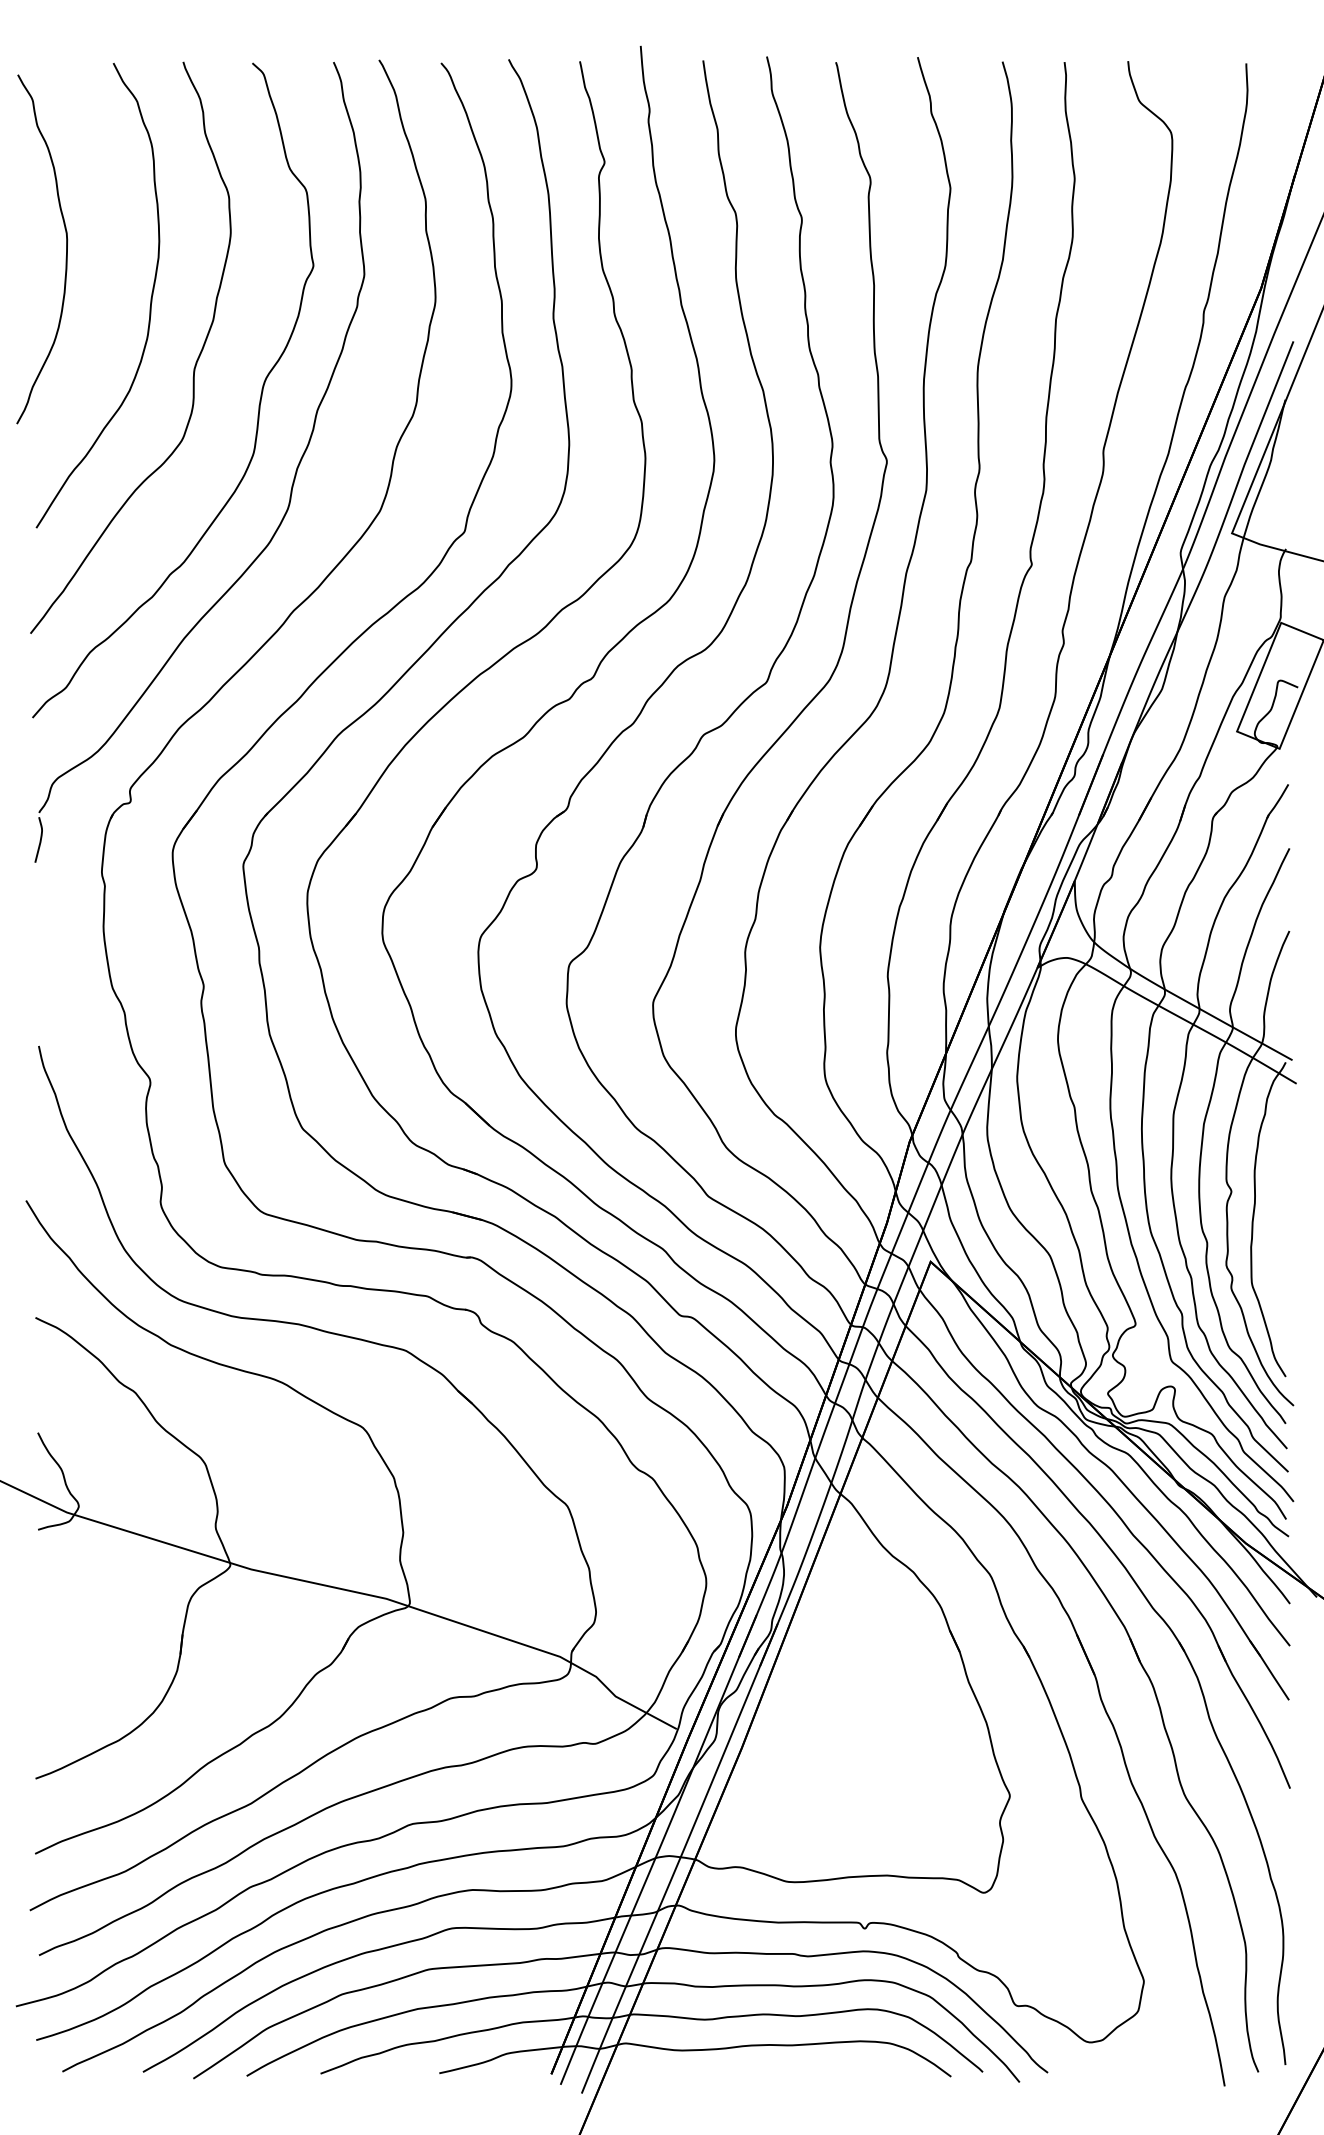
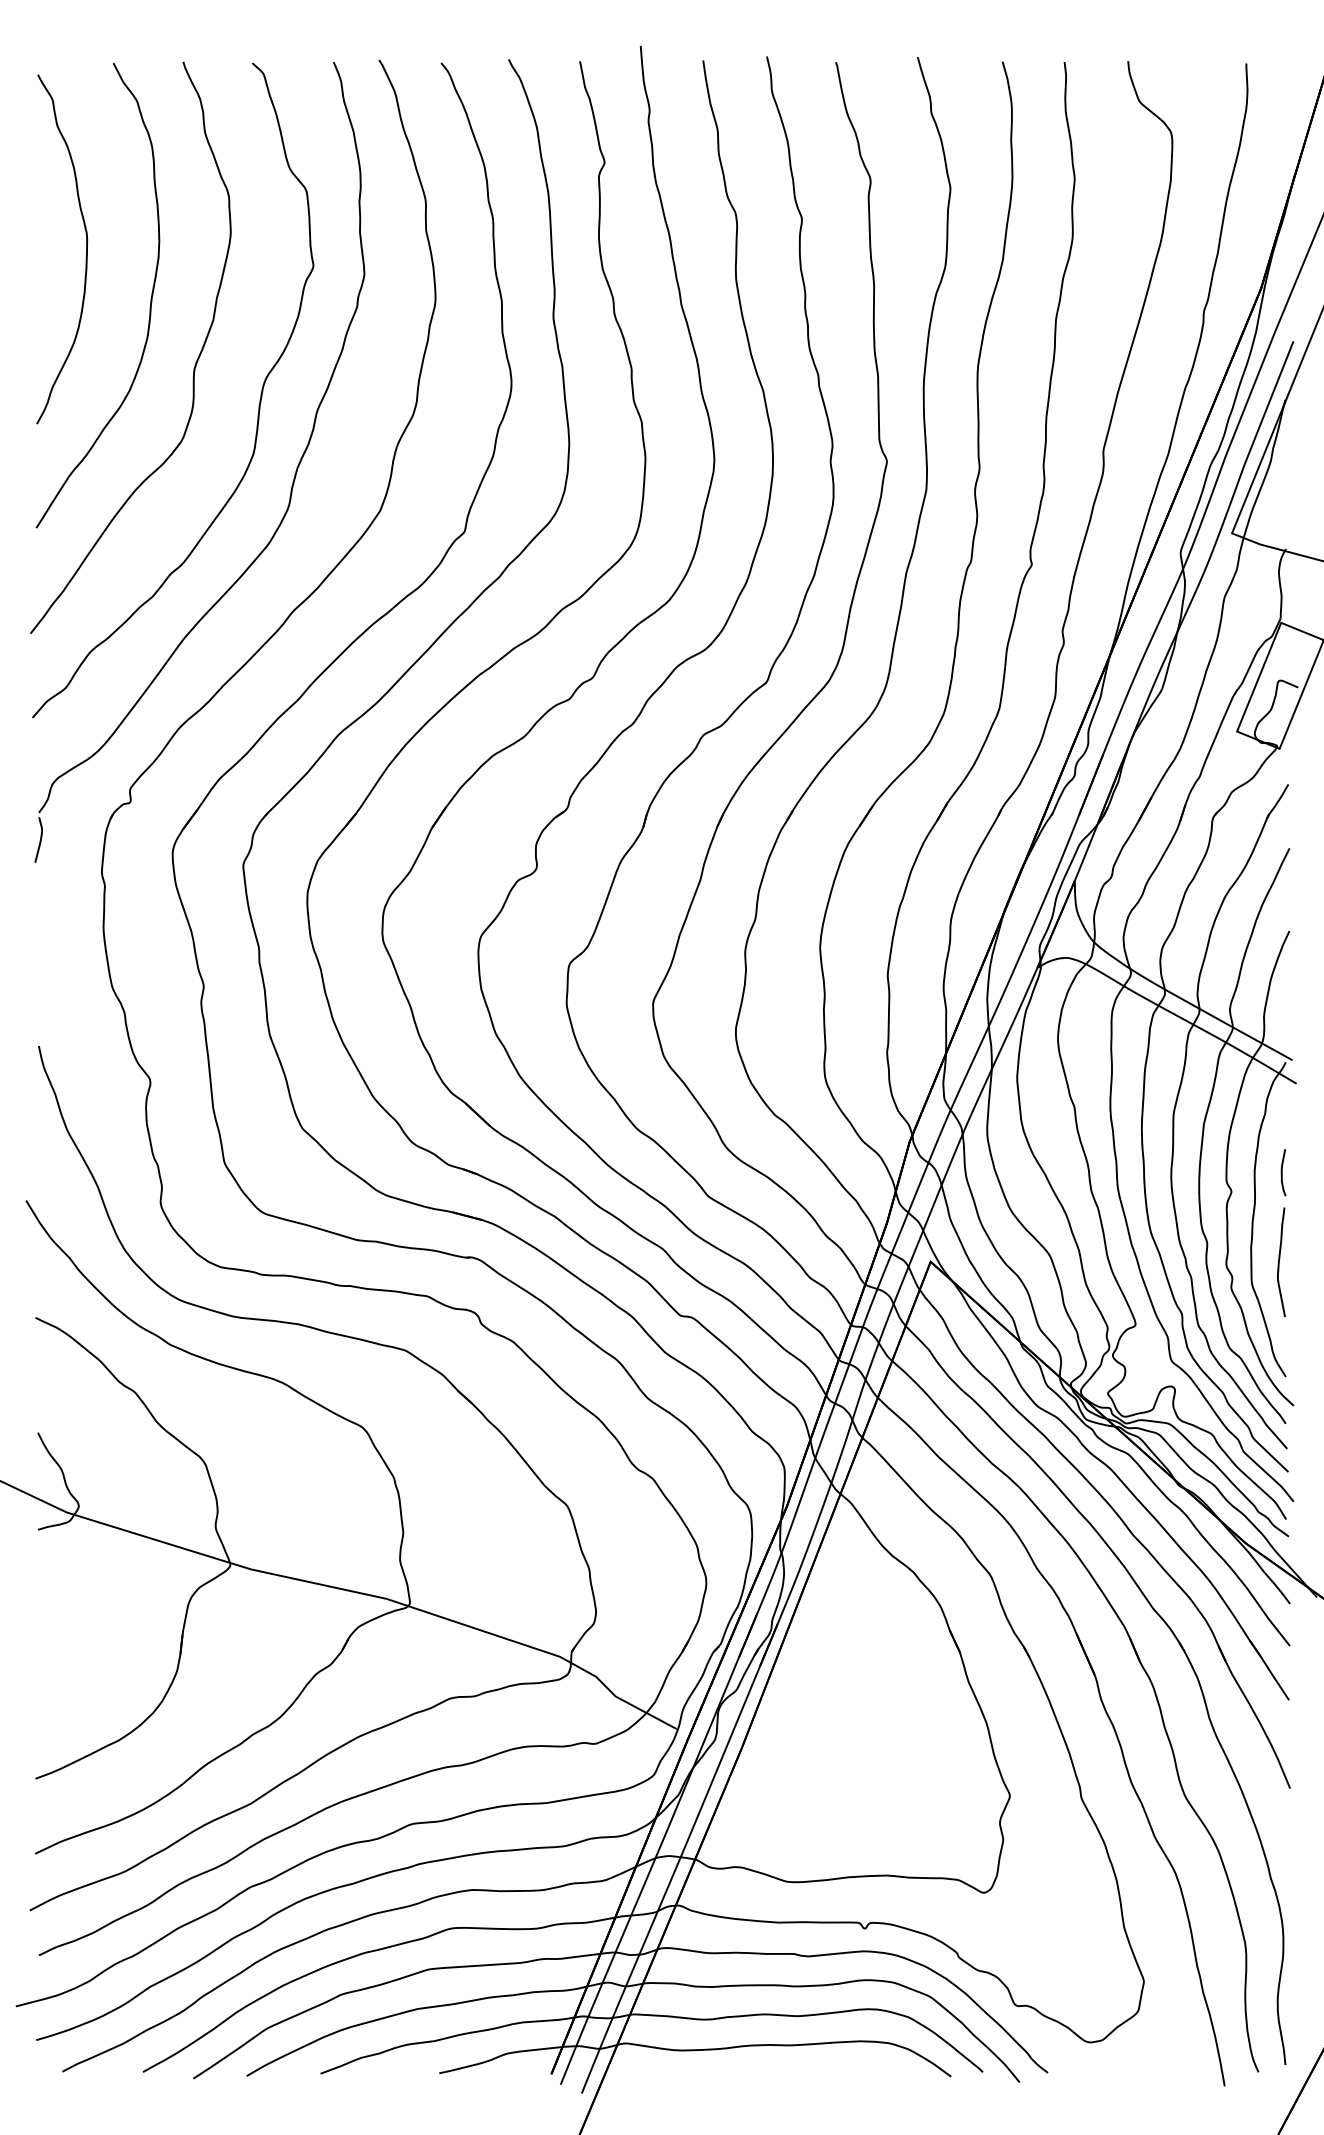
curve position: (66, 249) -> (86, 249) (86, 249)
curve: none -> present (1282, 1172)
curve: none -> present (1279, 1261)
